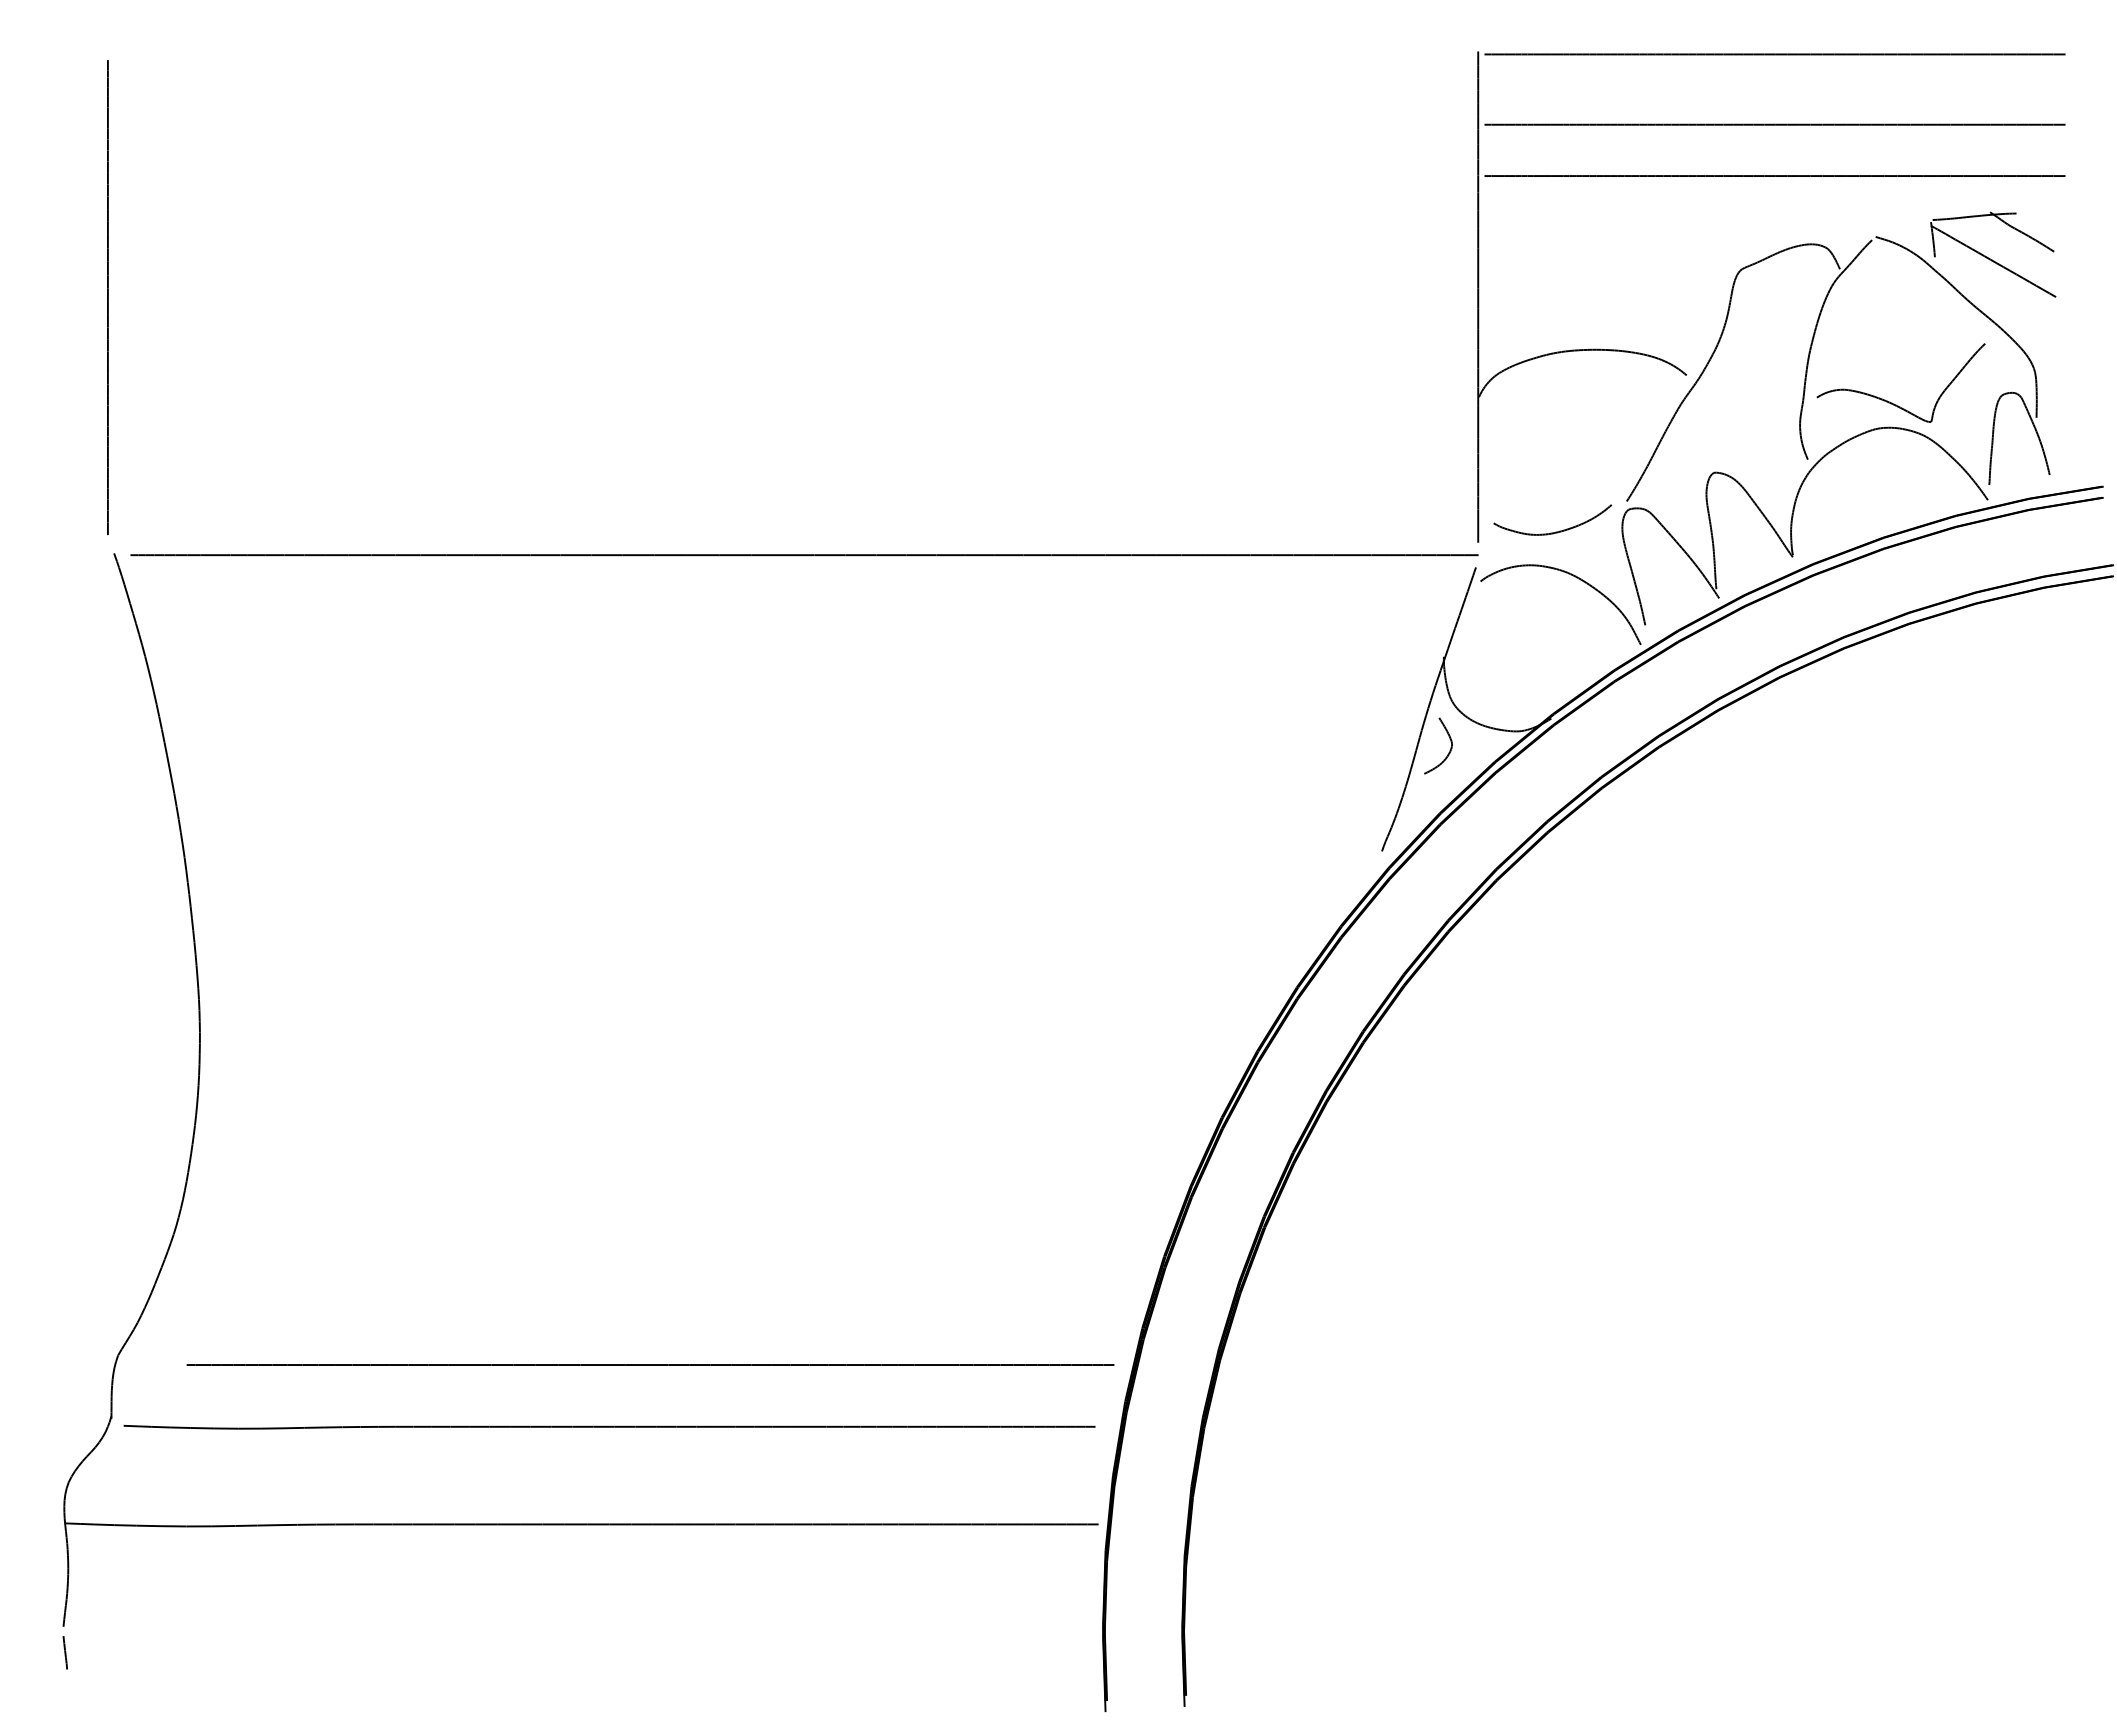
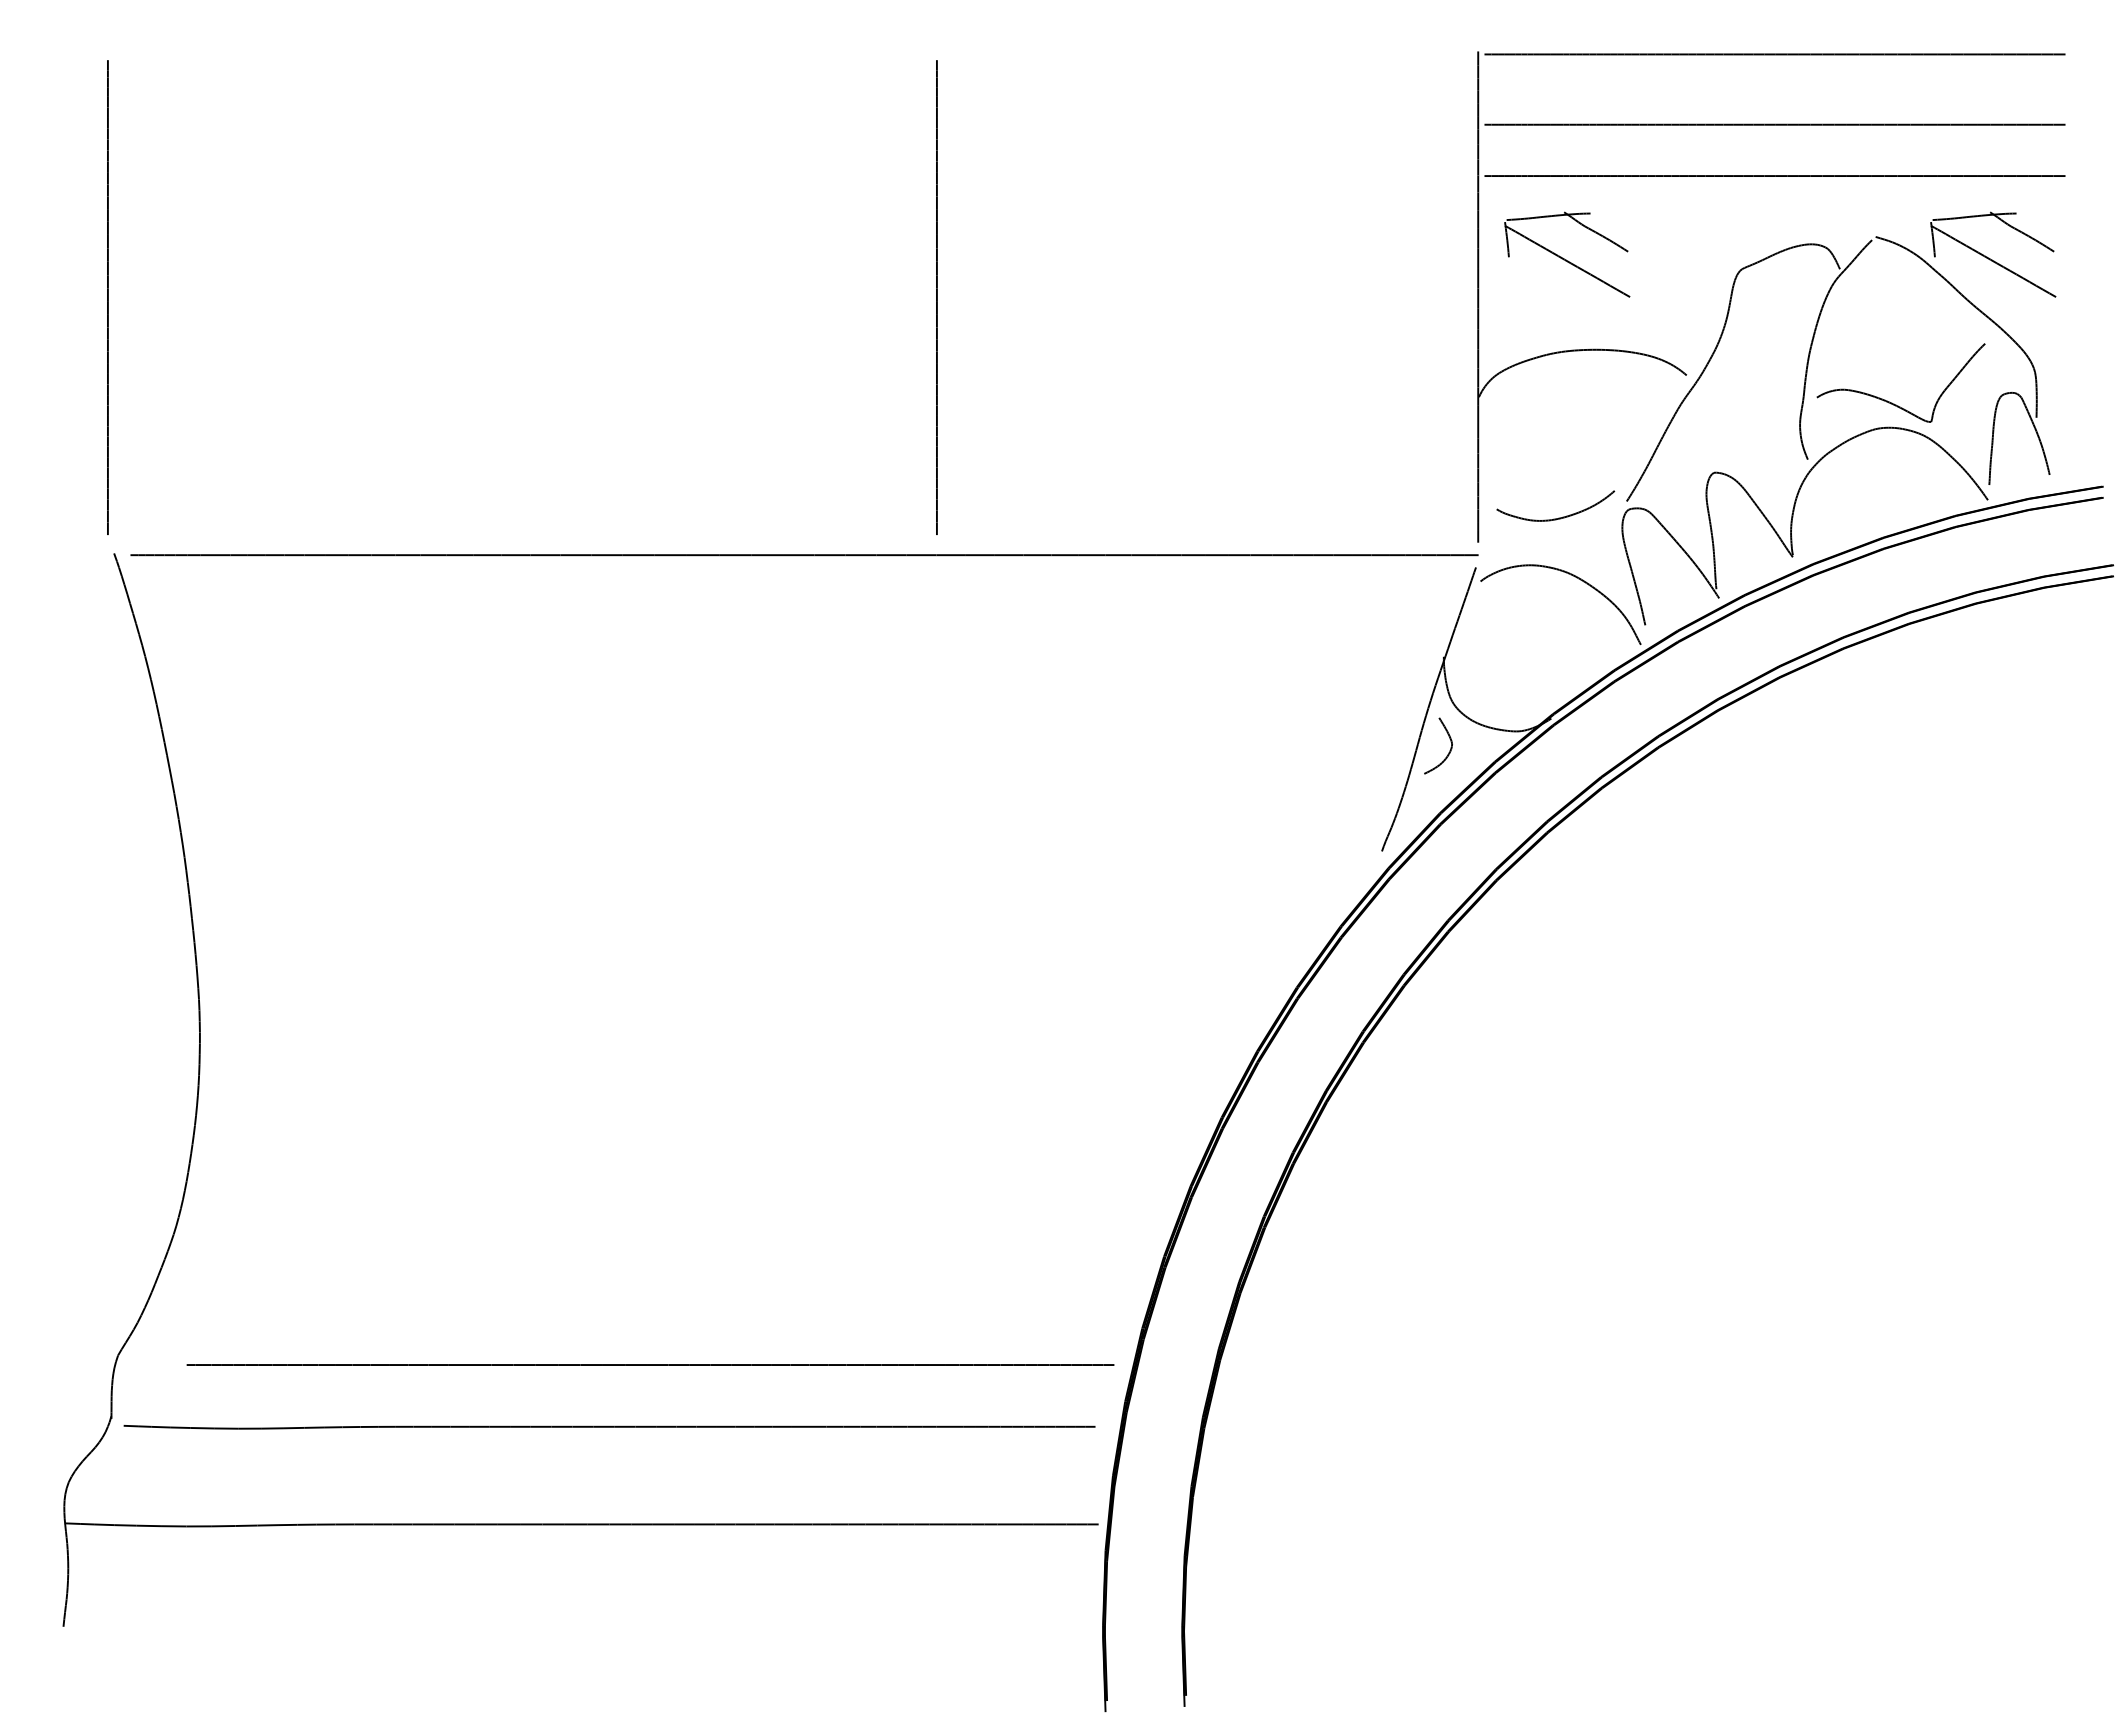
part: none -> present (1567, 254)
line: none -> present (936, 297)
part position: (1555, 531) -> (1558, 517) (1558, 517)
line: present -> none (64, 1652)
